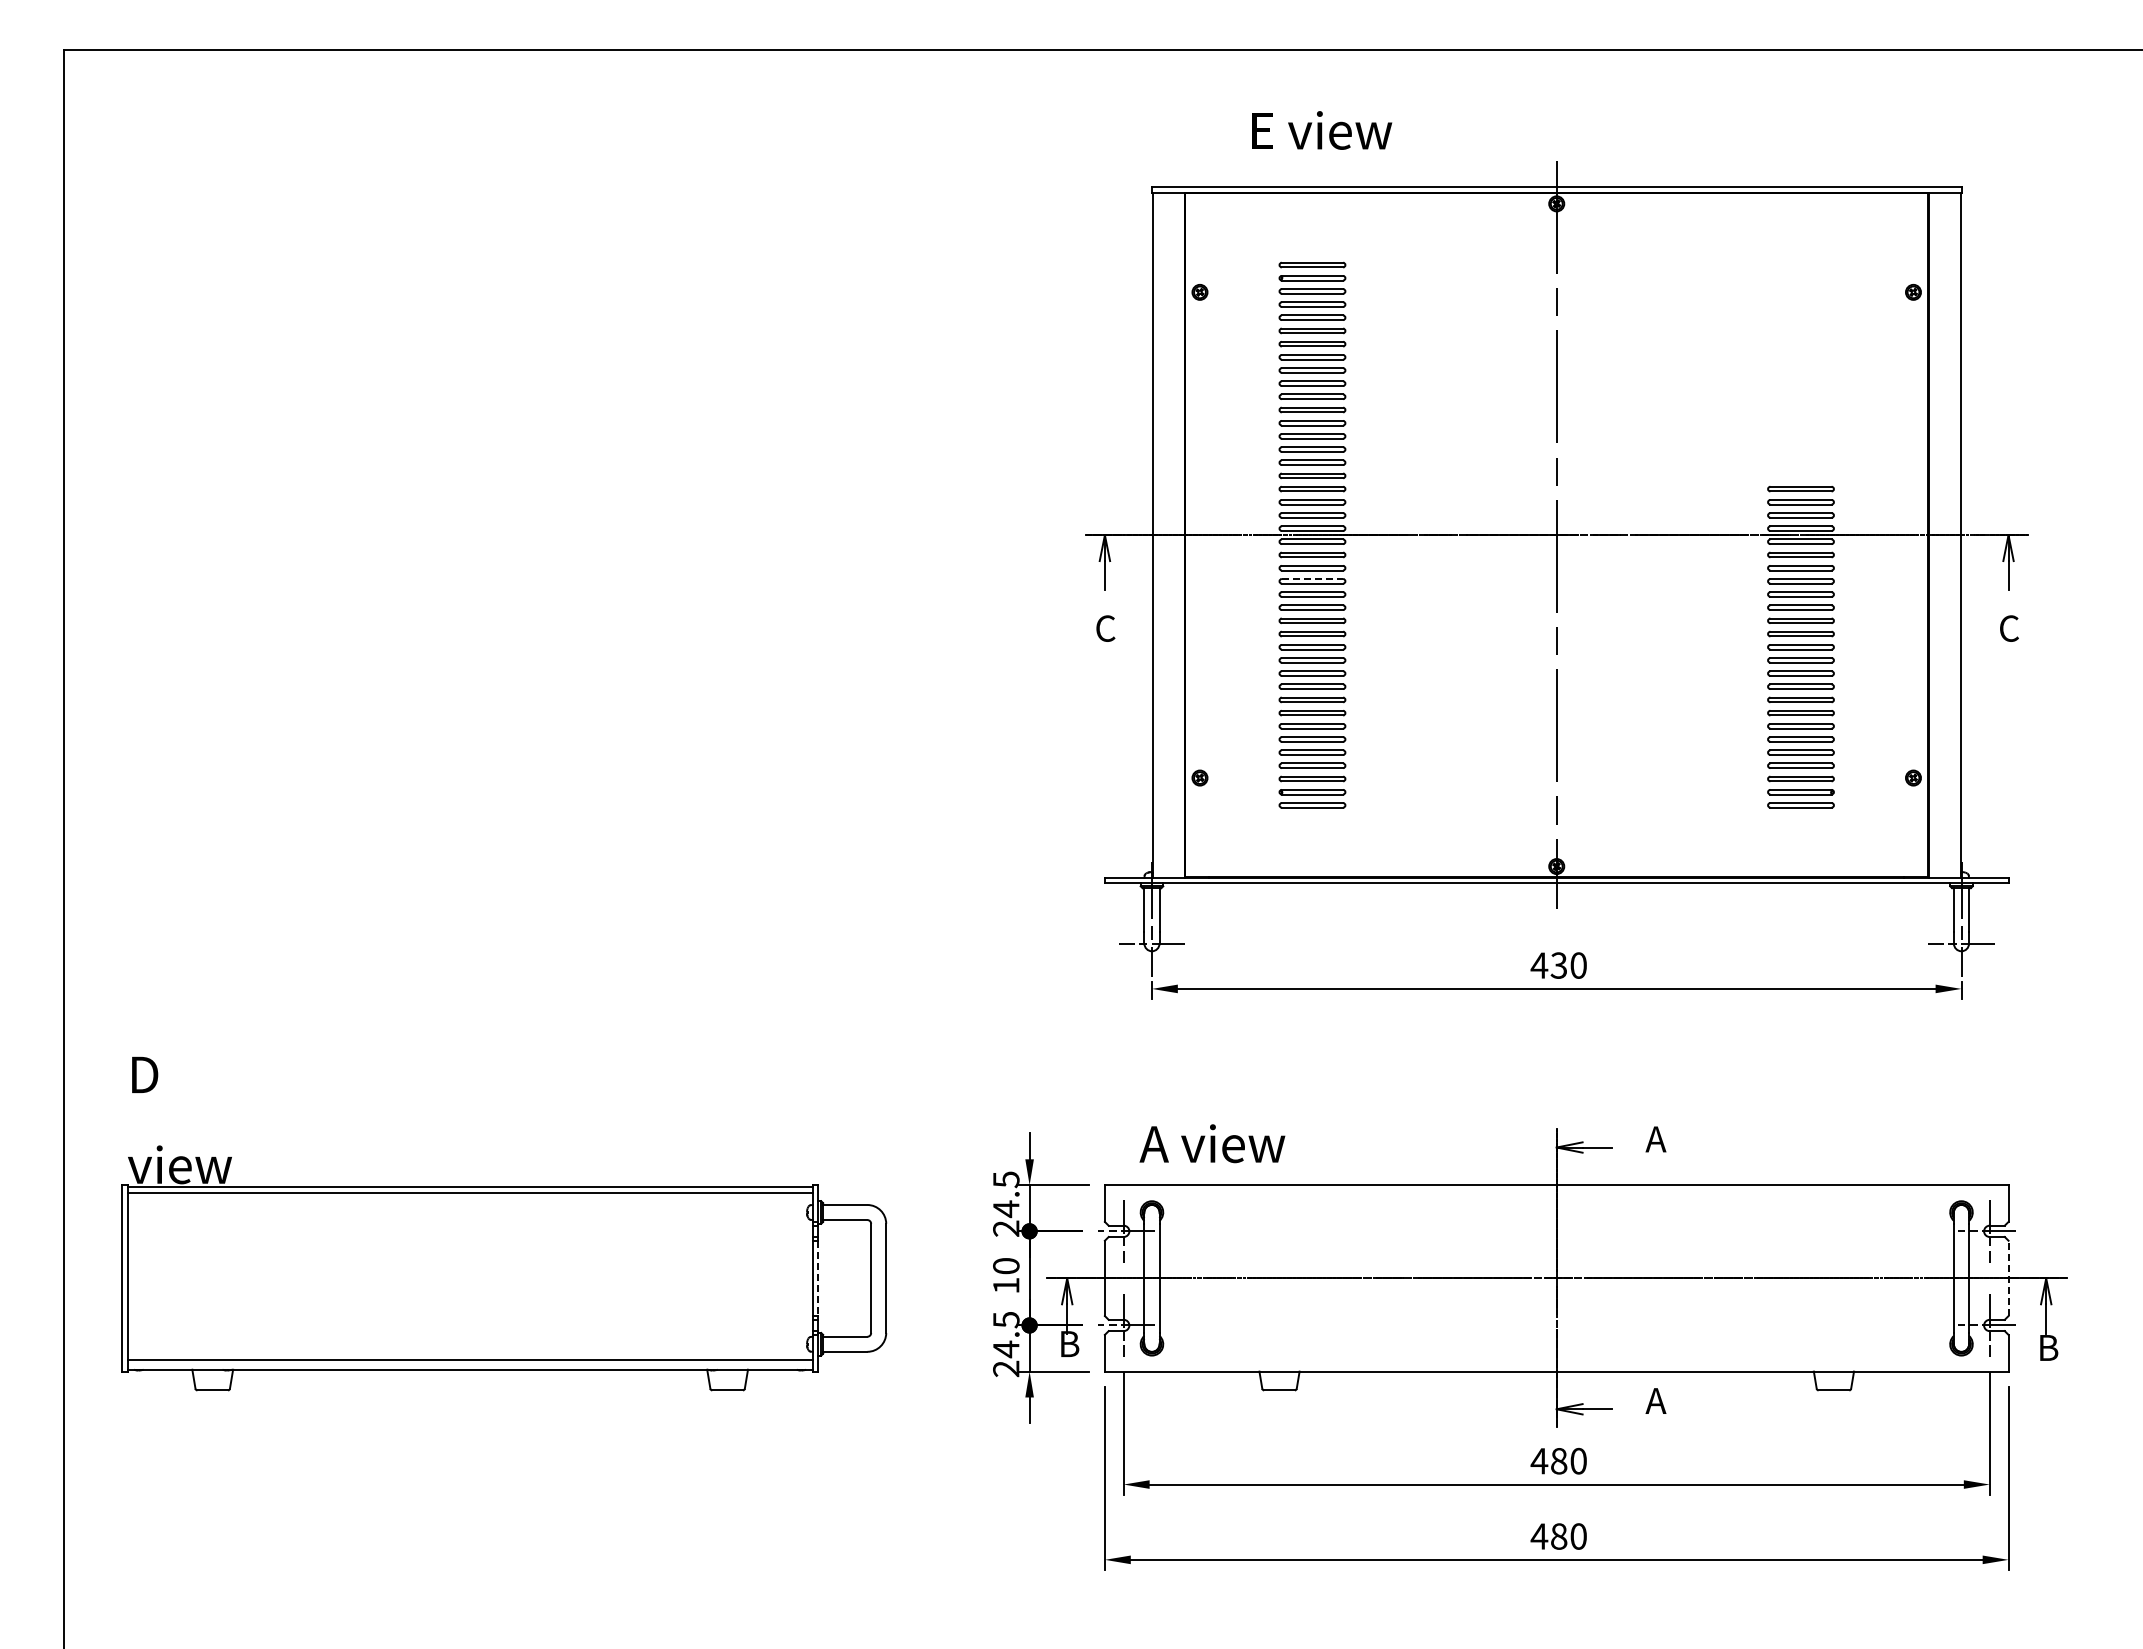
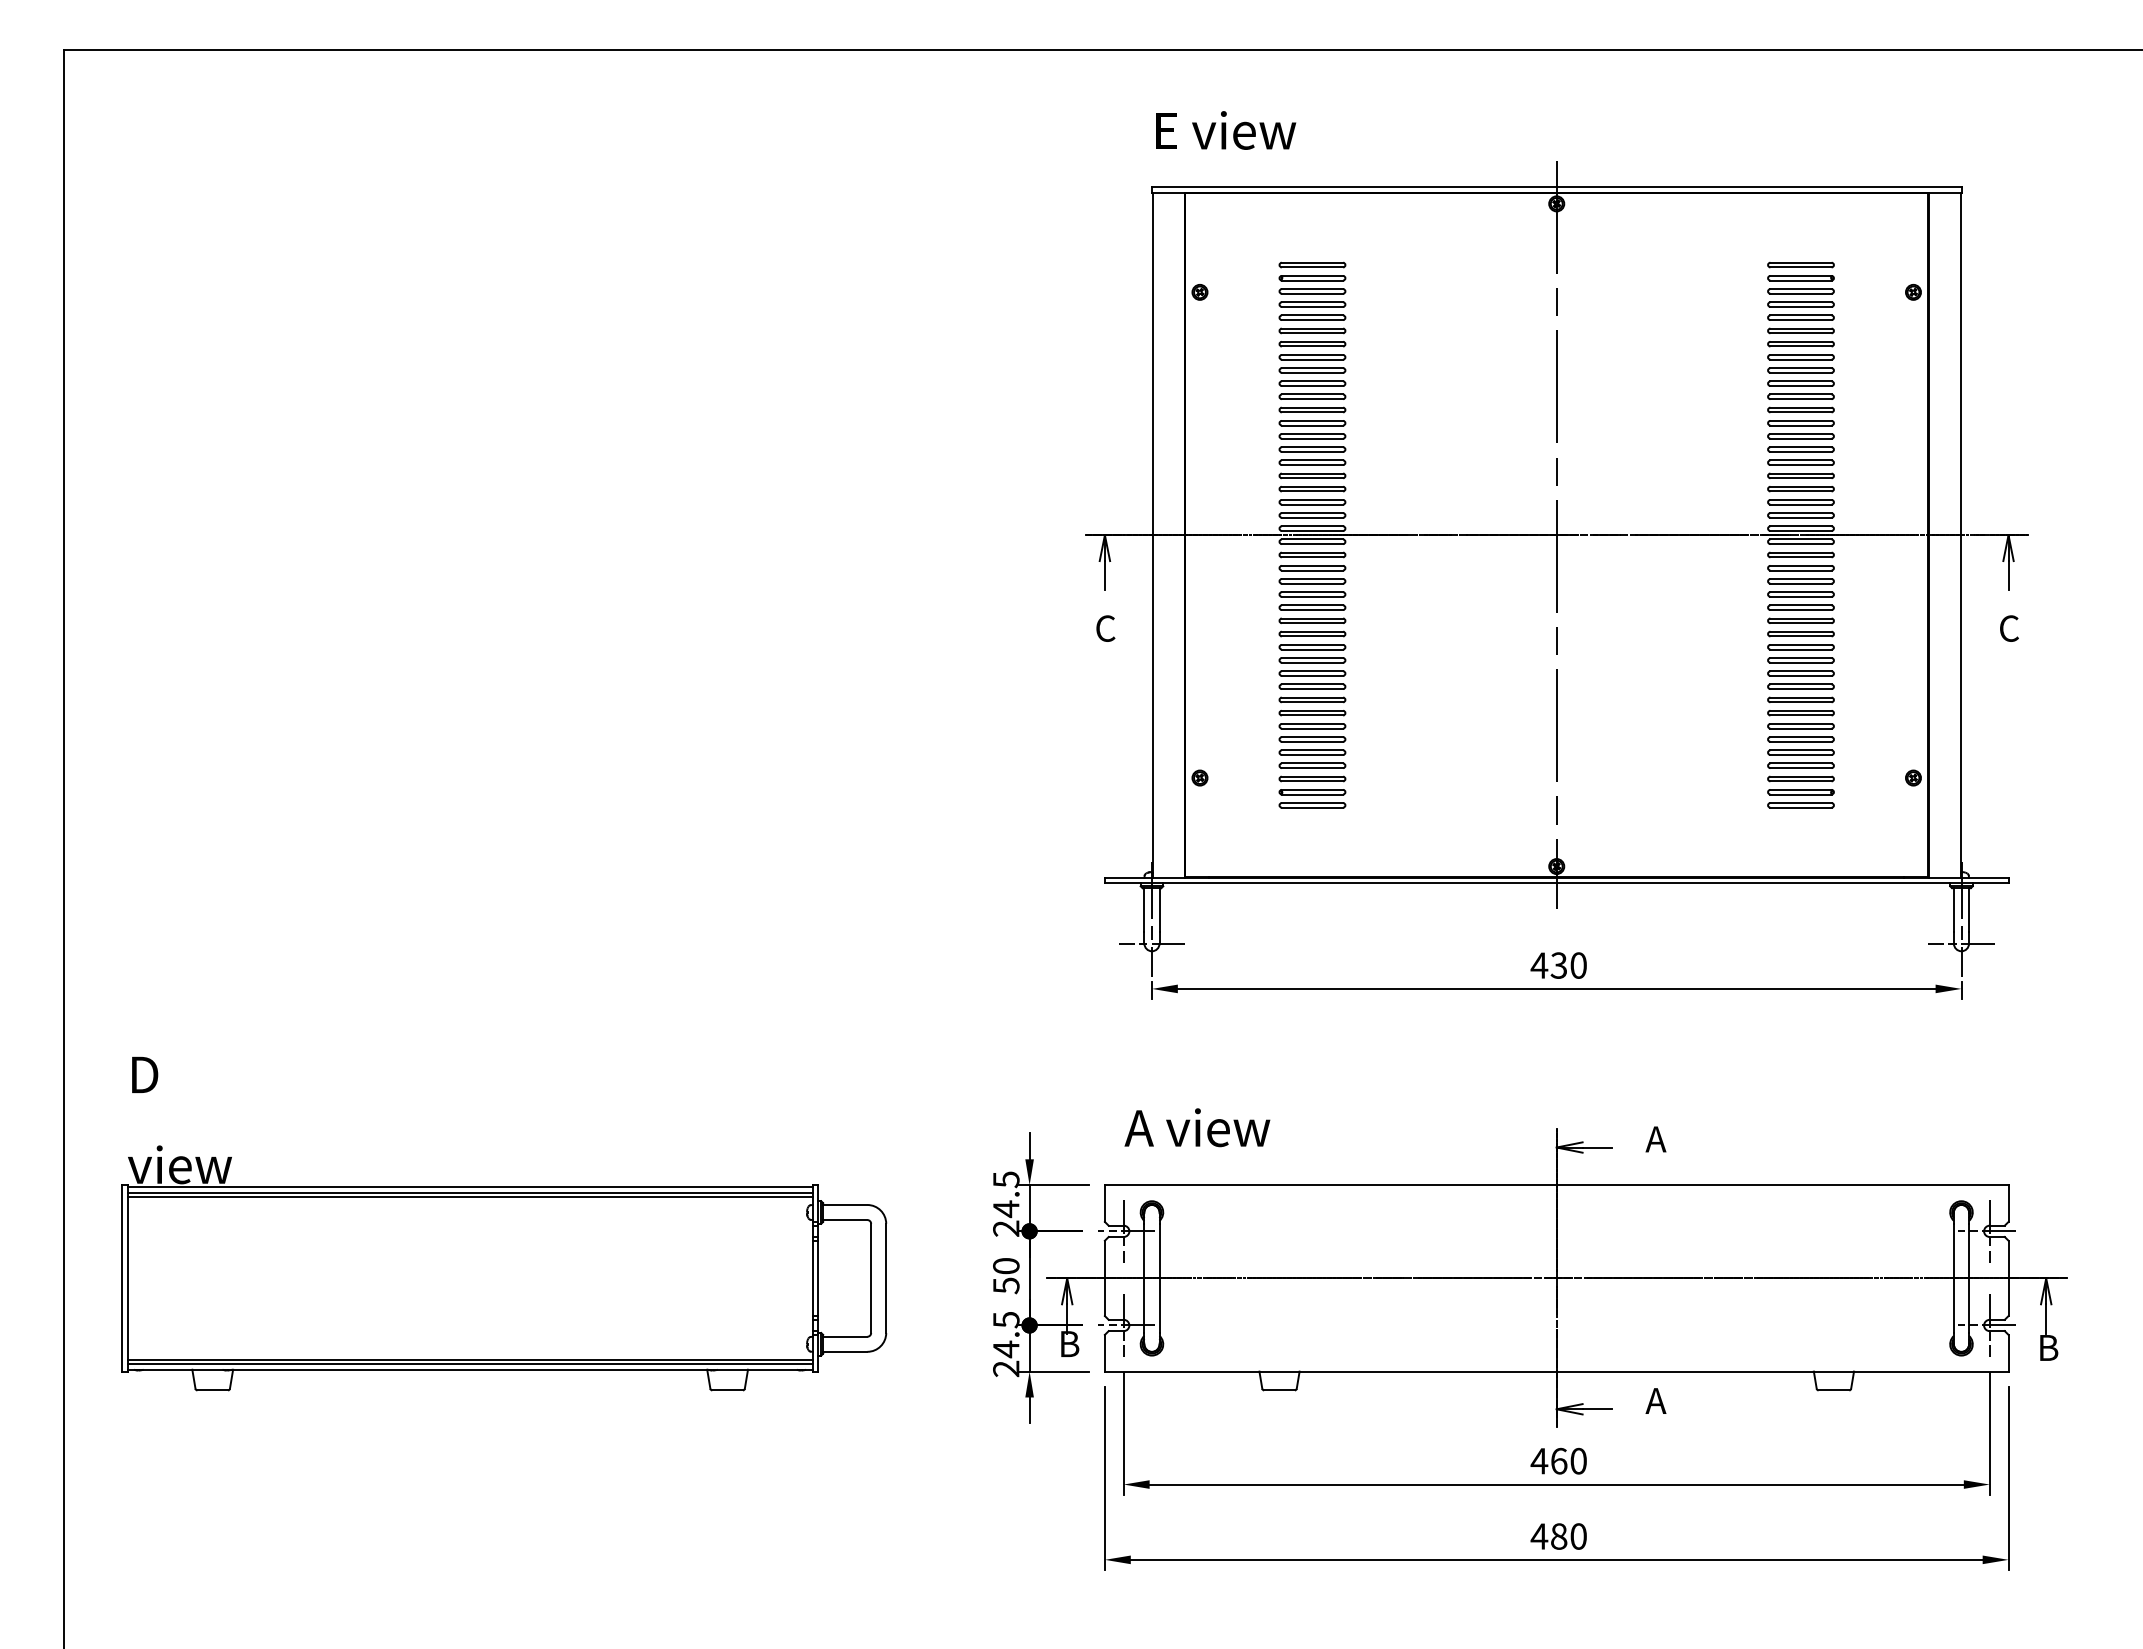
text position: (1322, 130) -> (1226, 130) (1226, 130)
part: none -> present (1800, 369)
line: dashed -> solid (1312, 578)
text position: (1212, 1143) -> (1197, 1127) (1197, 1127)
line: none -> present (469, 1196)
line: dashed -> solid (818, 1278)
line: dashed -> solid (2008, 1278)
text: 10 -> 50 (1006, 1285)
line: none -> present (469, 1364)
text: 480 -> 460 (1559, 1460)
